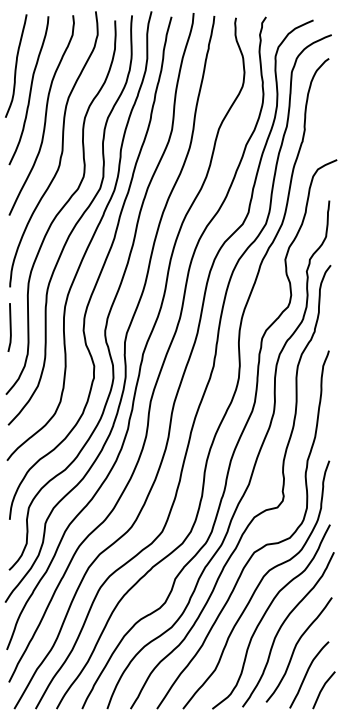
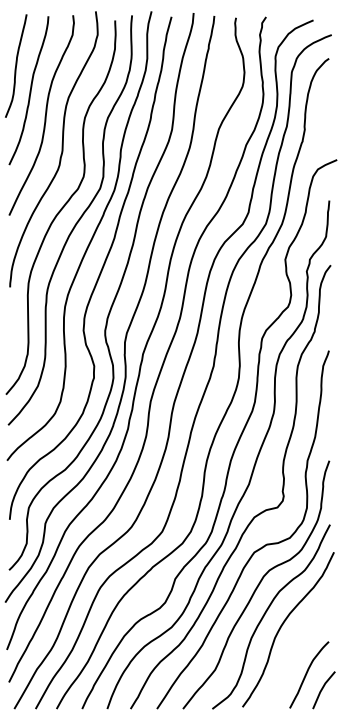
line: present -> none (9, 327)
curve: present -> none (296, 647)
